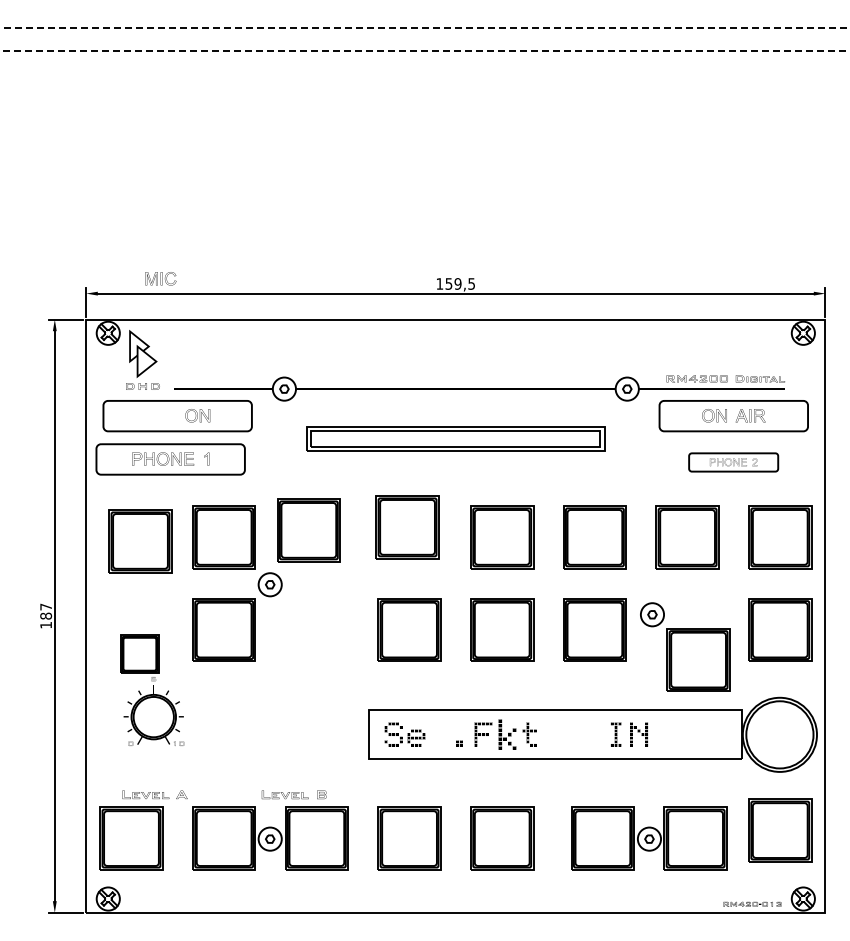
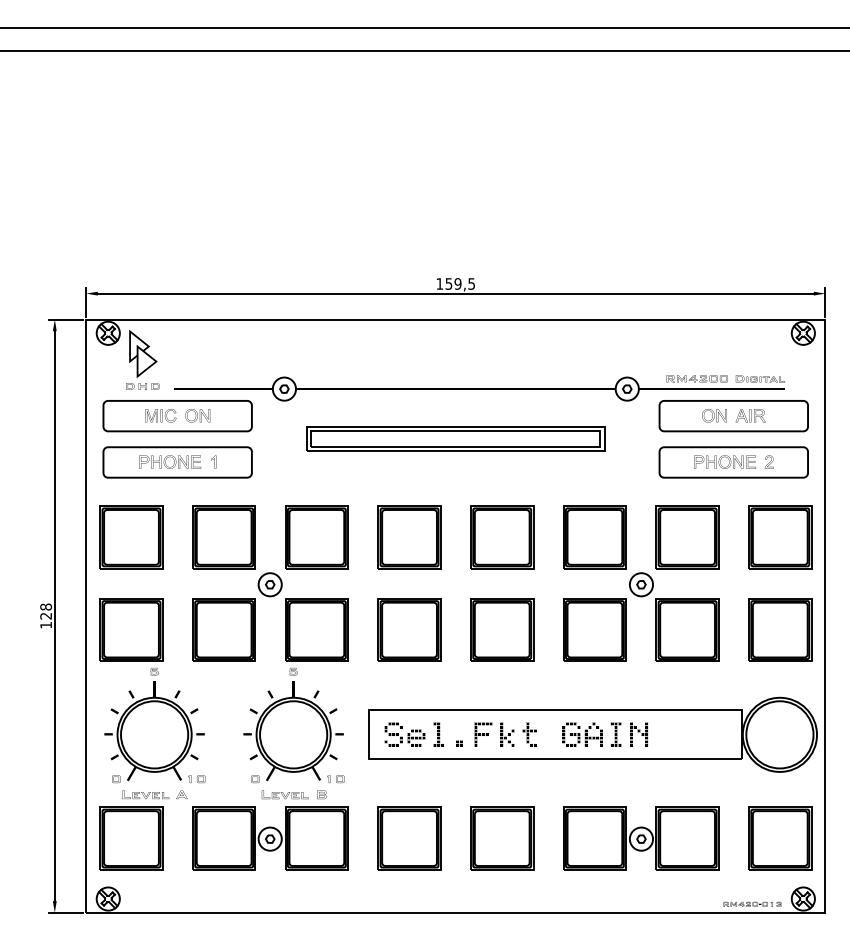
line: dashed -> solid (424, 28)
line: dashed -> solid (424, 51)
part position: (160, 278) -> (160, 415) (160, 415)
part position: (170, 459) -> (177, 462) (177, 462)
part size: 92x21 px -> 151x33 px (733, 462)
part position: (407, 527) -> (409, 537) (409, 537)
part position: (308, 530) -> (316, 537) (316, 537)
part position: (140, 541) -> (131, 537) (131, 537)
text: 187 -> 128 (46, 611)
part position: (685, 646) -> (674, 616) (674, 616)
part size: 65x112 px -> 107x185 px (152, 690)
part: none -> present (295, 690)
part: none -> present (438, 734)
part size: 19x31 px -> 15x25 px (507, 734)
part: none -> present (582, 734)
part position: (780, 830) -> (780, 838) (780, 838)
part position: (649, 838) -> (641, 838) (641, 838)
